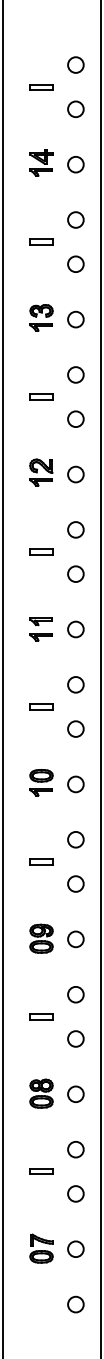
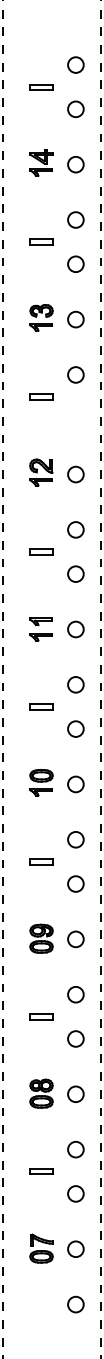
circle: present -> none (75, 418)
line: solid -> dashed (3, 679)
line: solid -> dashed (100, 679)
